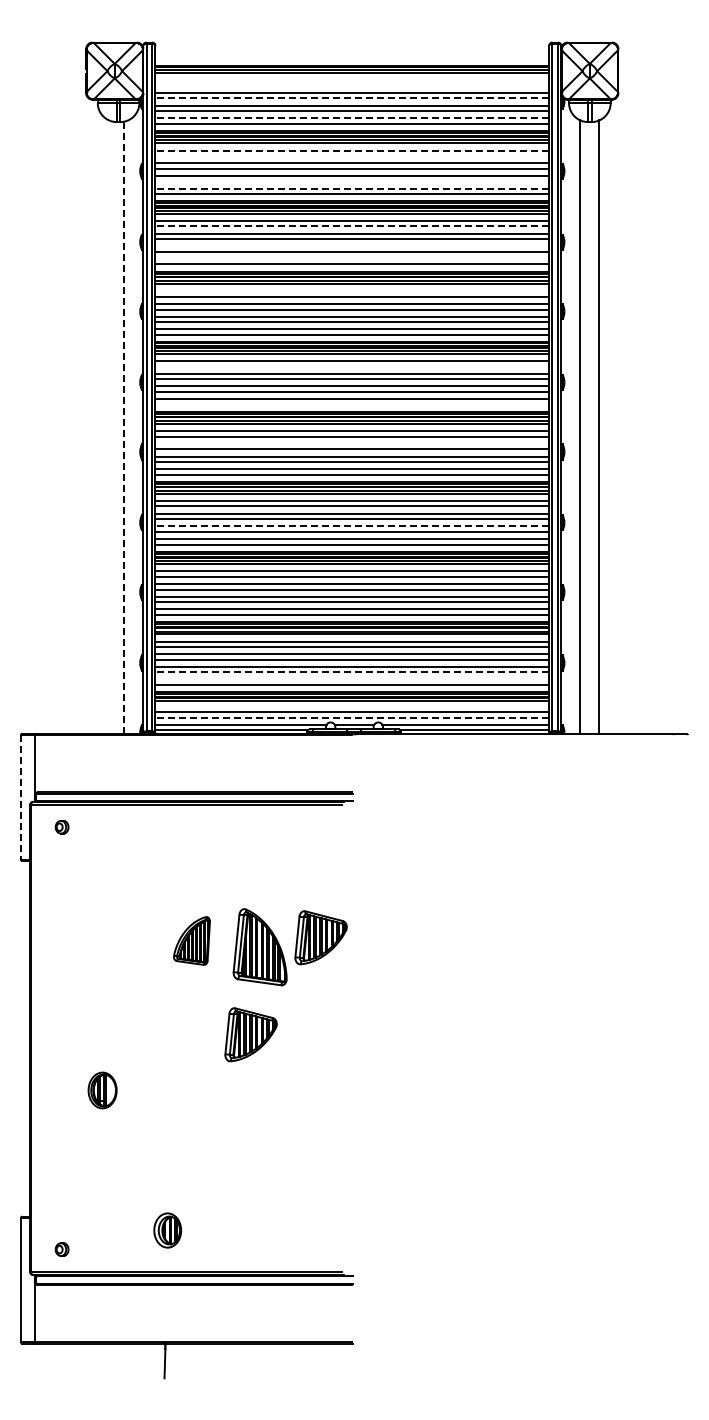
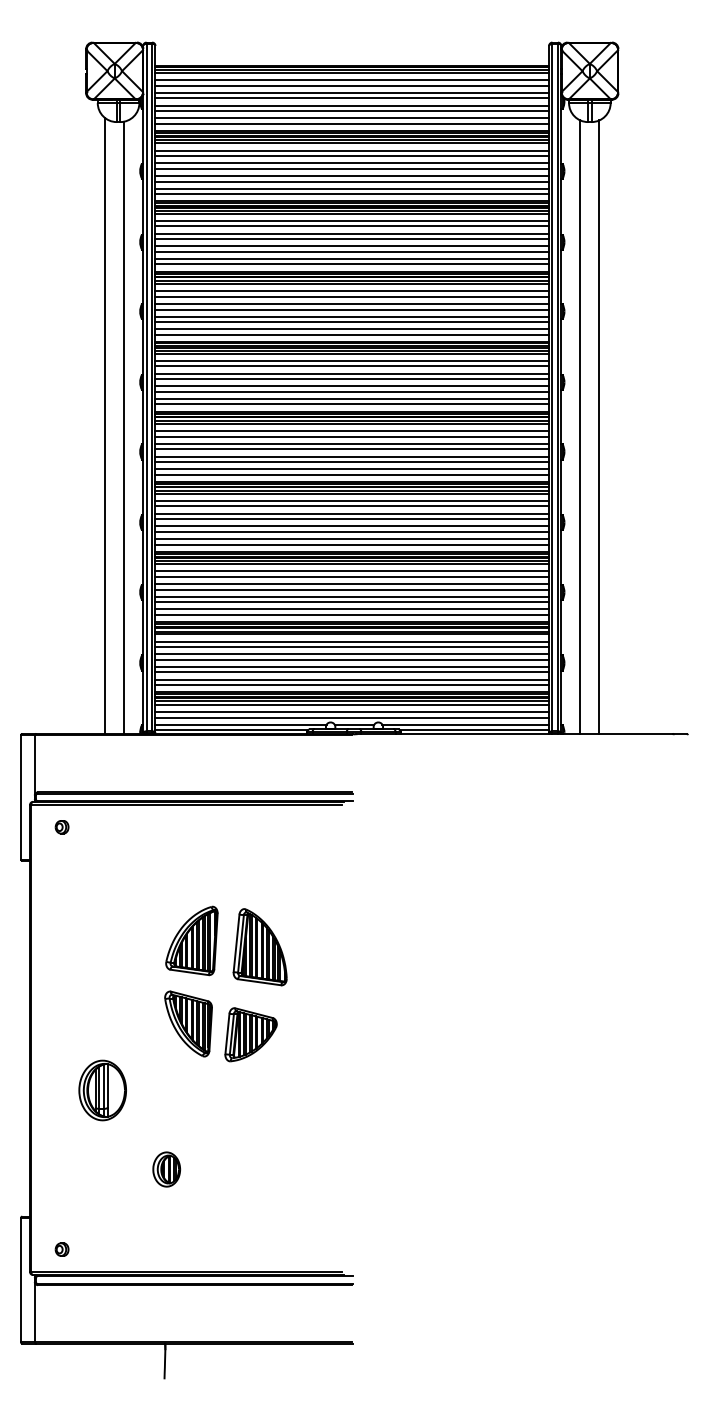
line: none -> present (352, 80)
line: none -> present (352, 85)
line: dashed -> solid (352, 98)
line: dashed -> solid (352, 118)
line: dashed -> solid (352, 150)
line: none -> present (352, 156)
line: none -> present (352, 181)
line: dashed -> solid (352, 188)
line: dashed -> solid (352, 226)
line: none -> present (352, 246)
line: none -> present (352, 258)
line: none -> present (352, 291)
line: none -> present (352, 366)
line: none -> present (352, 404)
line: none -> present (105, 425)
line: dashed -> solid (124, 427)
line: none -> present (352, 444)
line: dashed -> solid (352, 526)
line: dashed -> solid (352, 672)
line: none -> present (352, 679)
line: none -> present (352, 704)
line: dashed -> solid (352, 717)
line: dashed -> solid (21, 797)
part: present -> none (320, 937)
part size: 38x50 px -> 54x72 px (191, 940)
part: none -> present (188, 1023)
part size: 31x39 px -> 49x63 px (102, 1090)
part position: (167, 1230) -> (166, 1169) (166, 1169)
